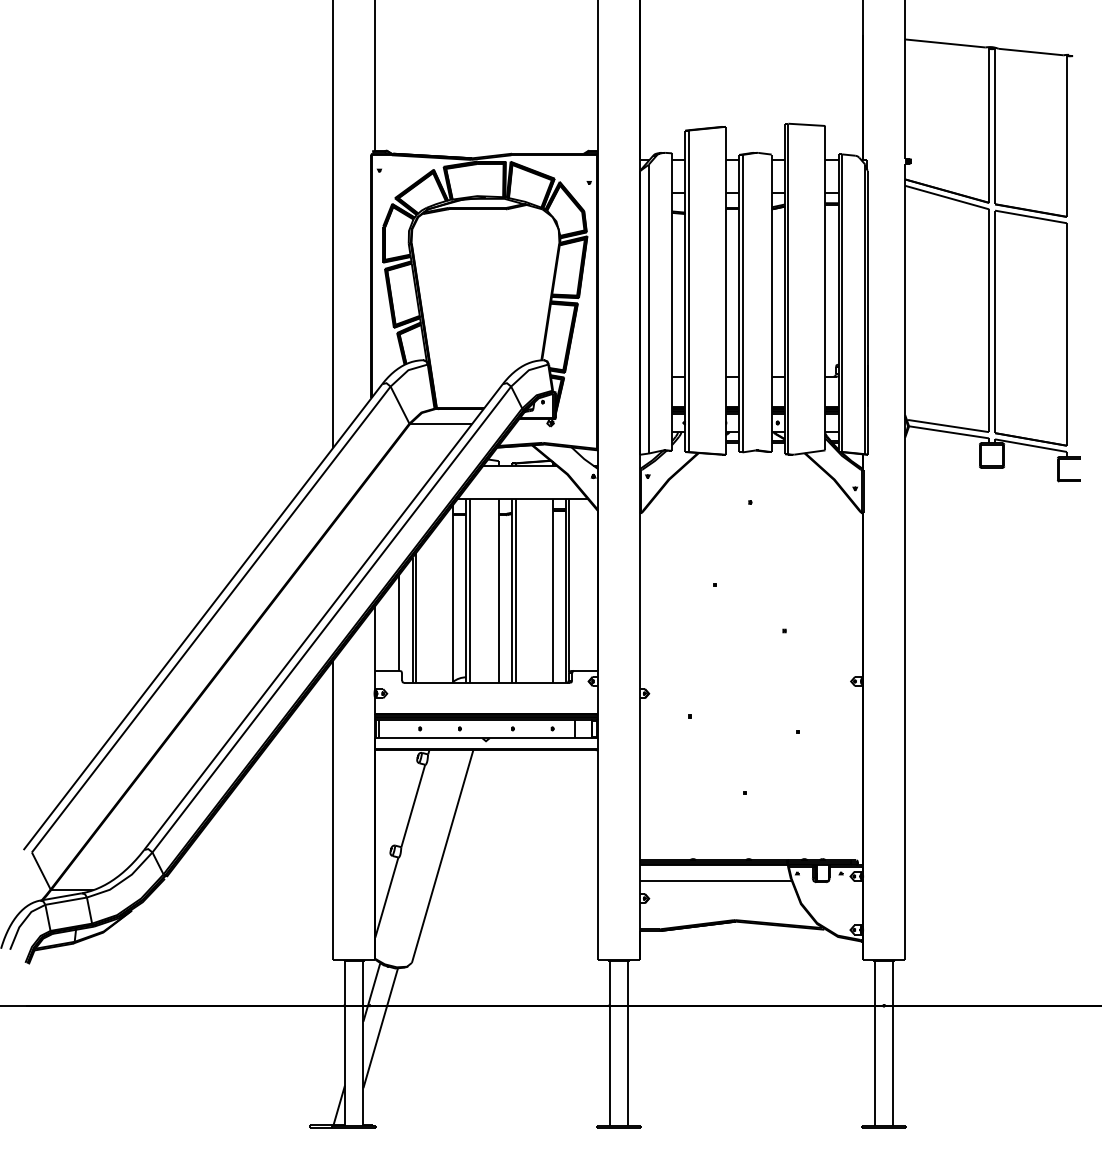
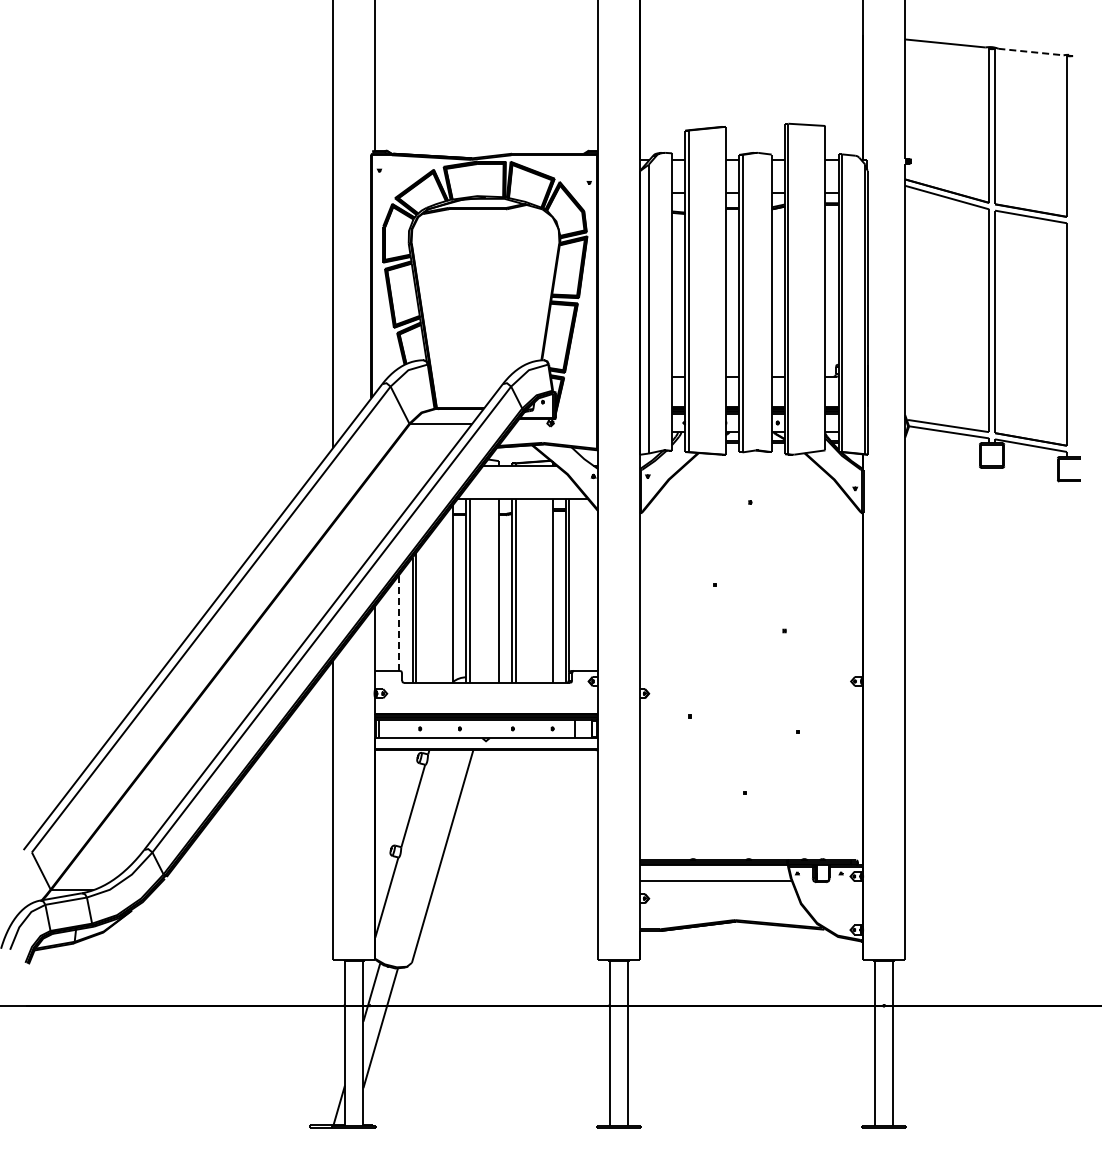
line: solid -> dashed (1030, 52)
line: solid -> dashed (399, 622)
